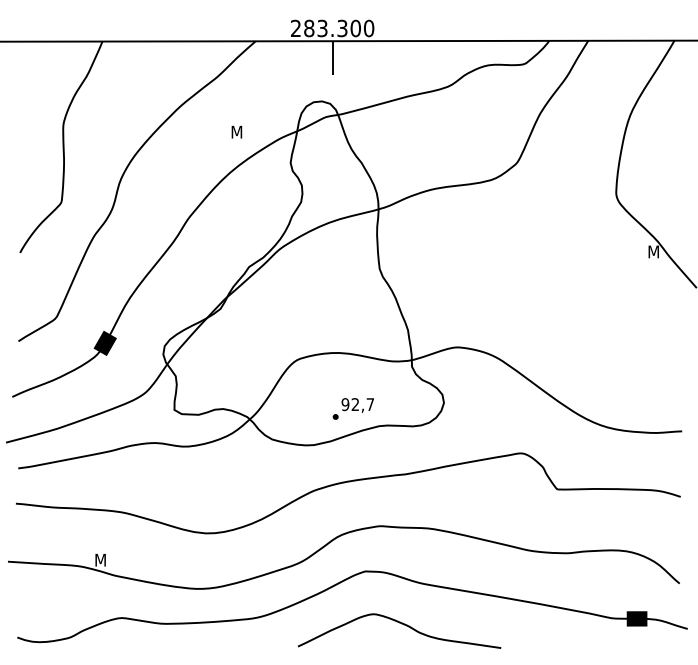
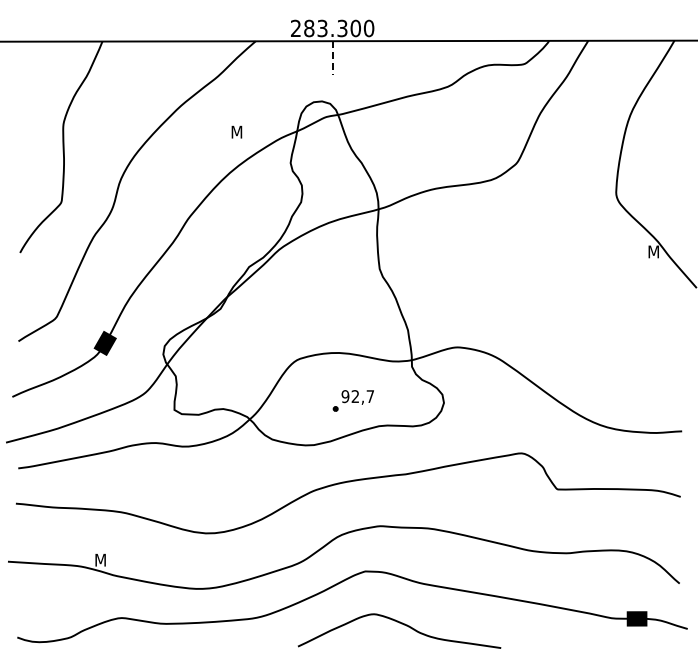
line: solid -> dashed (332, 58)
part position: (352, 408) -> (352, 400) (352, 400)
